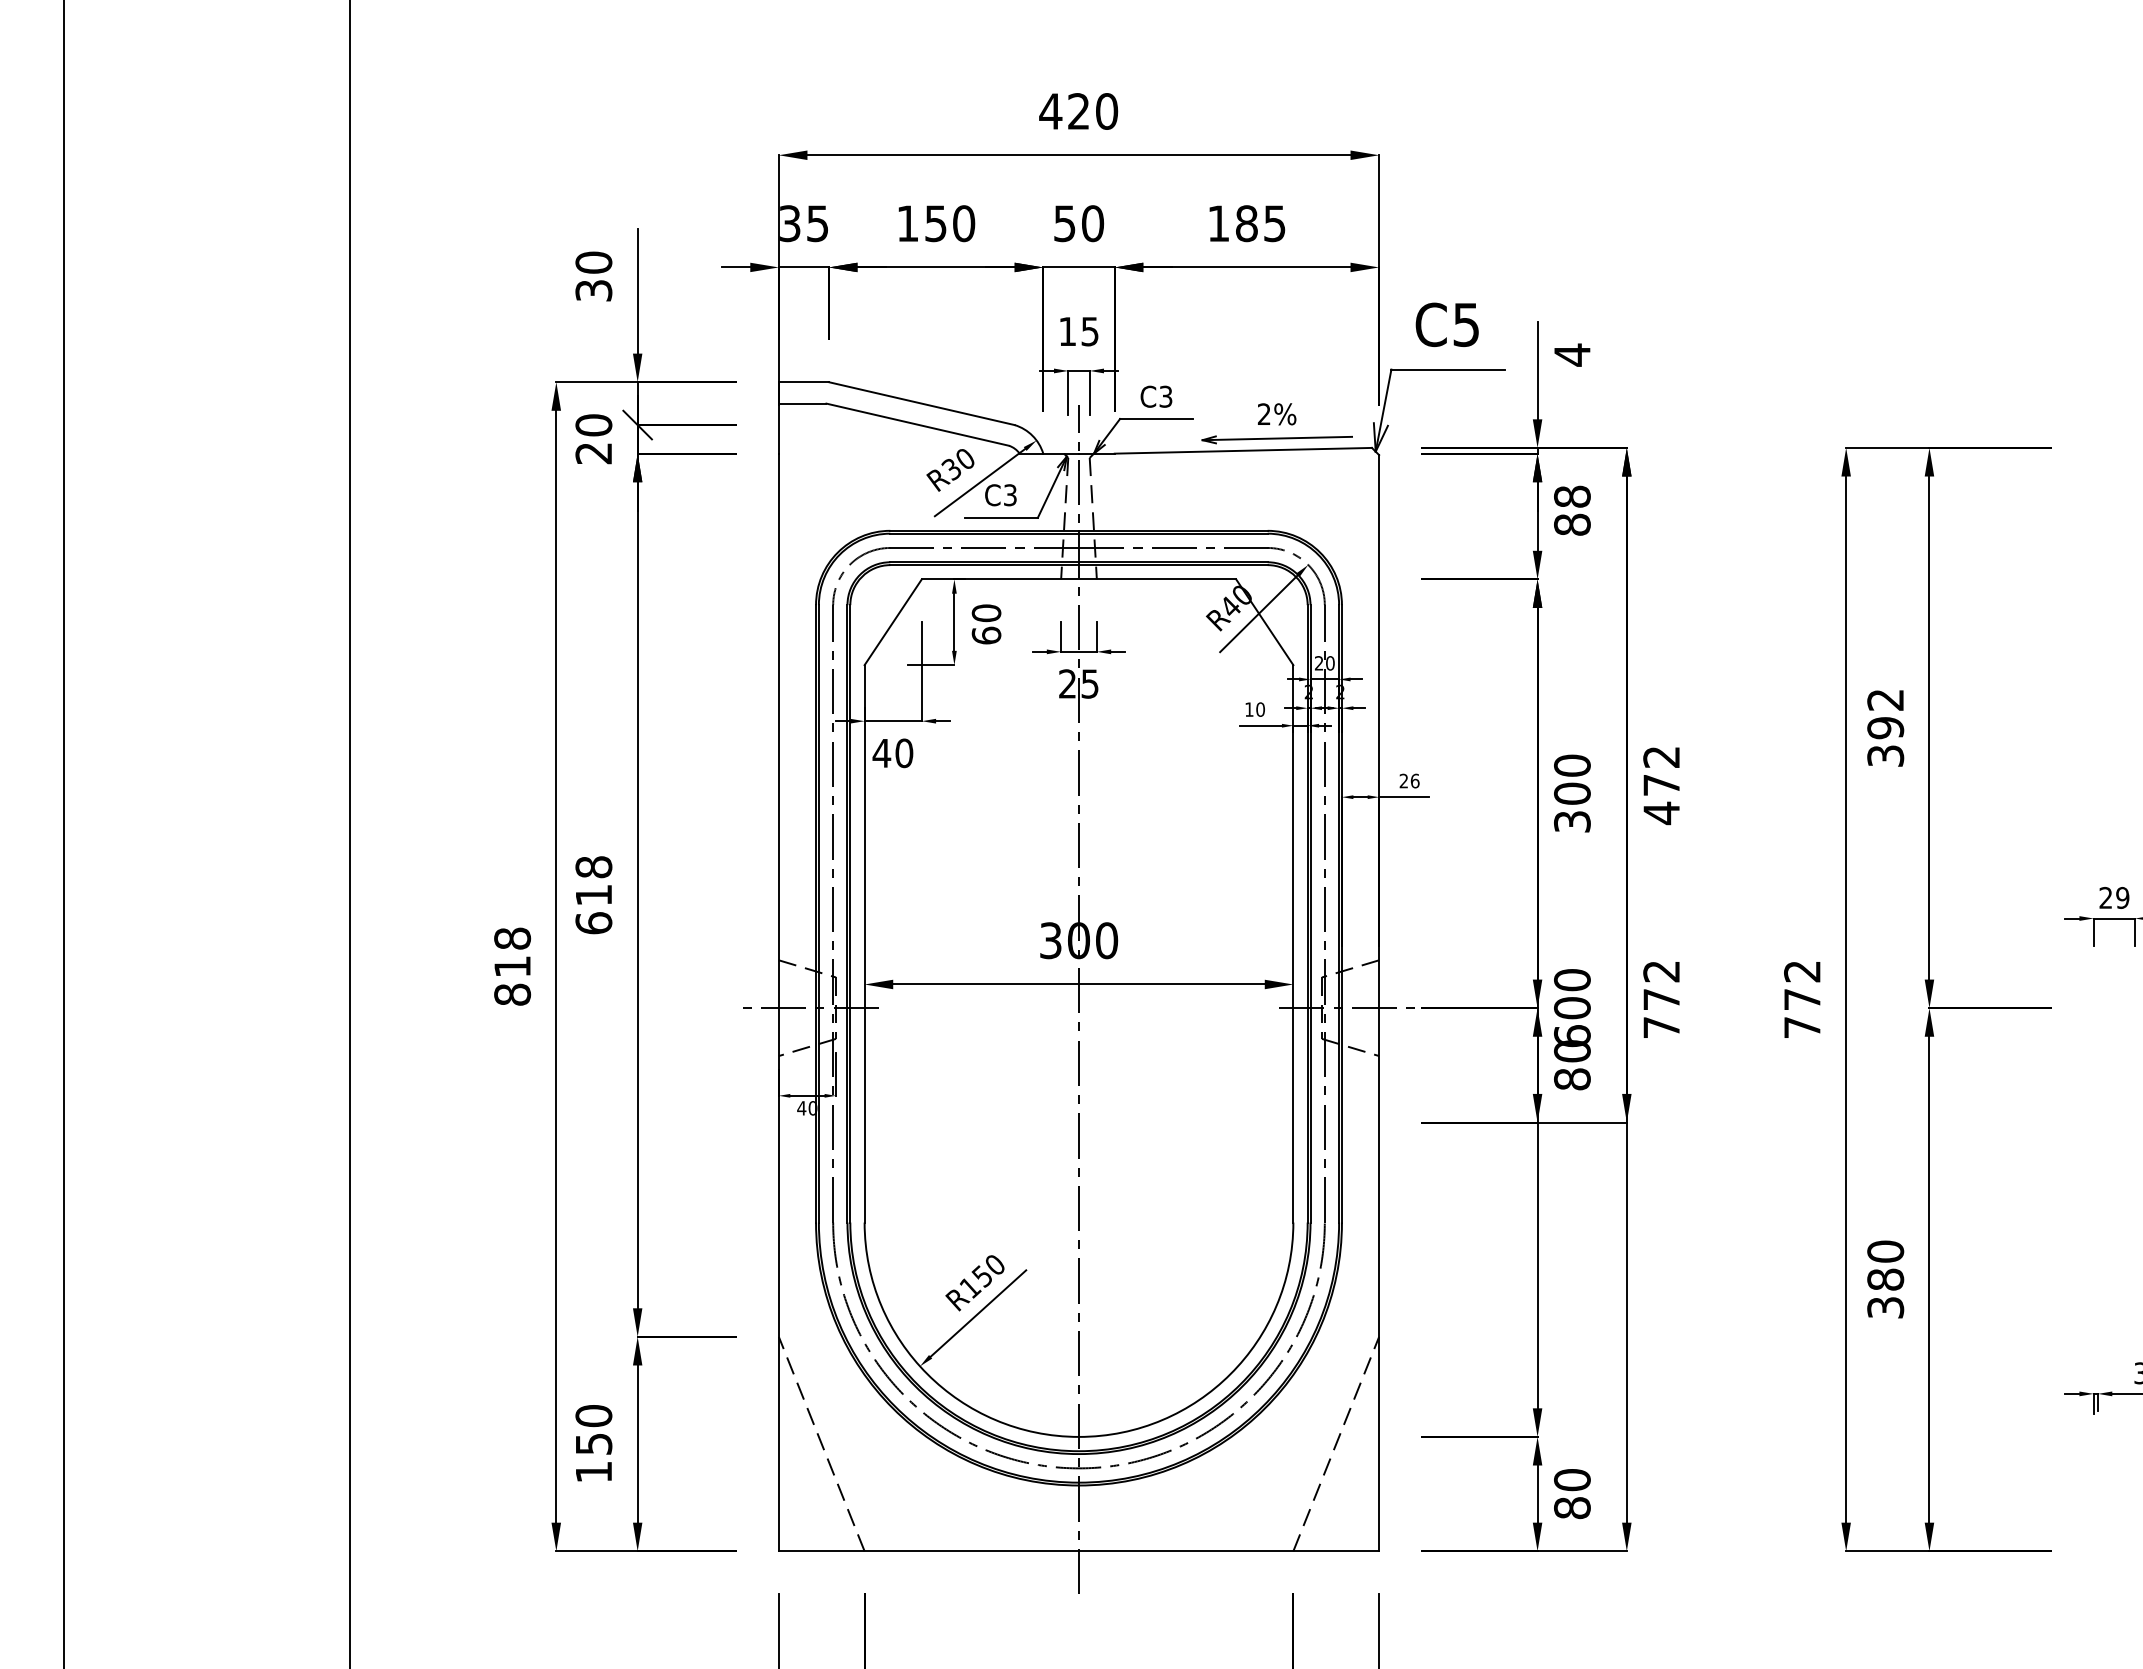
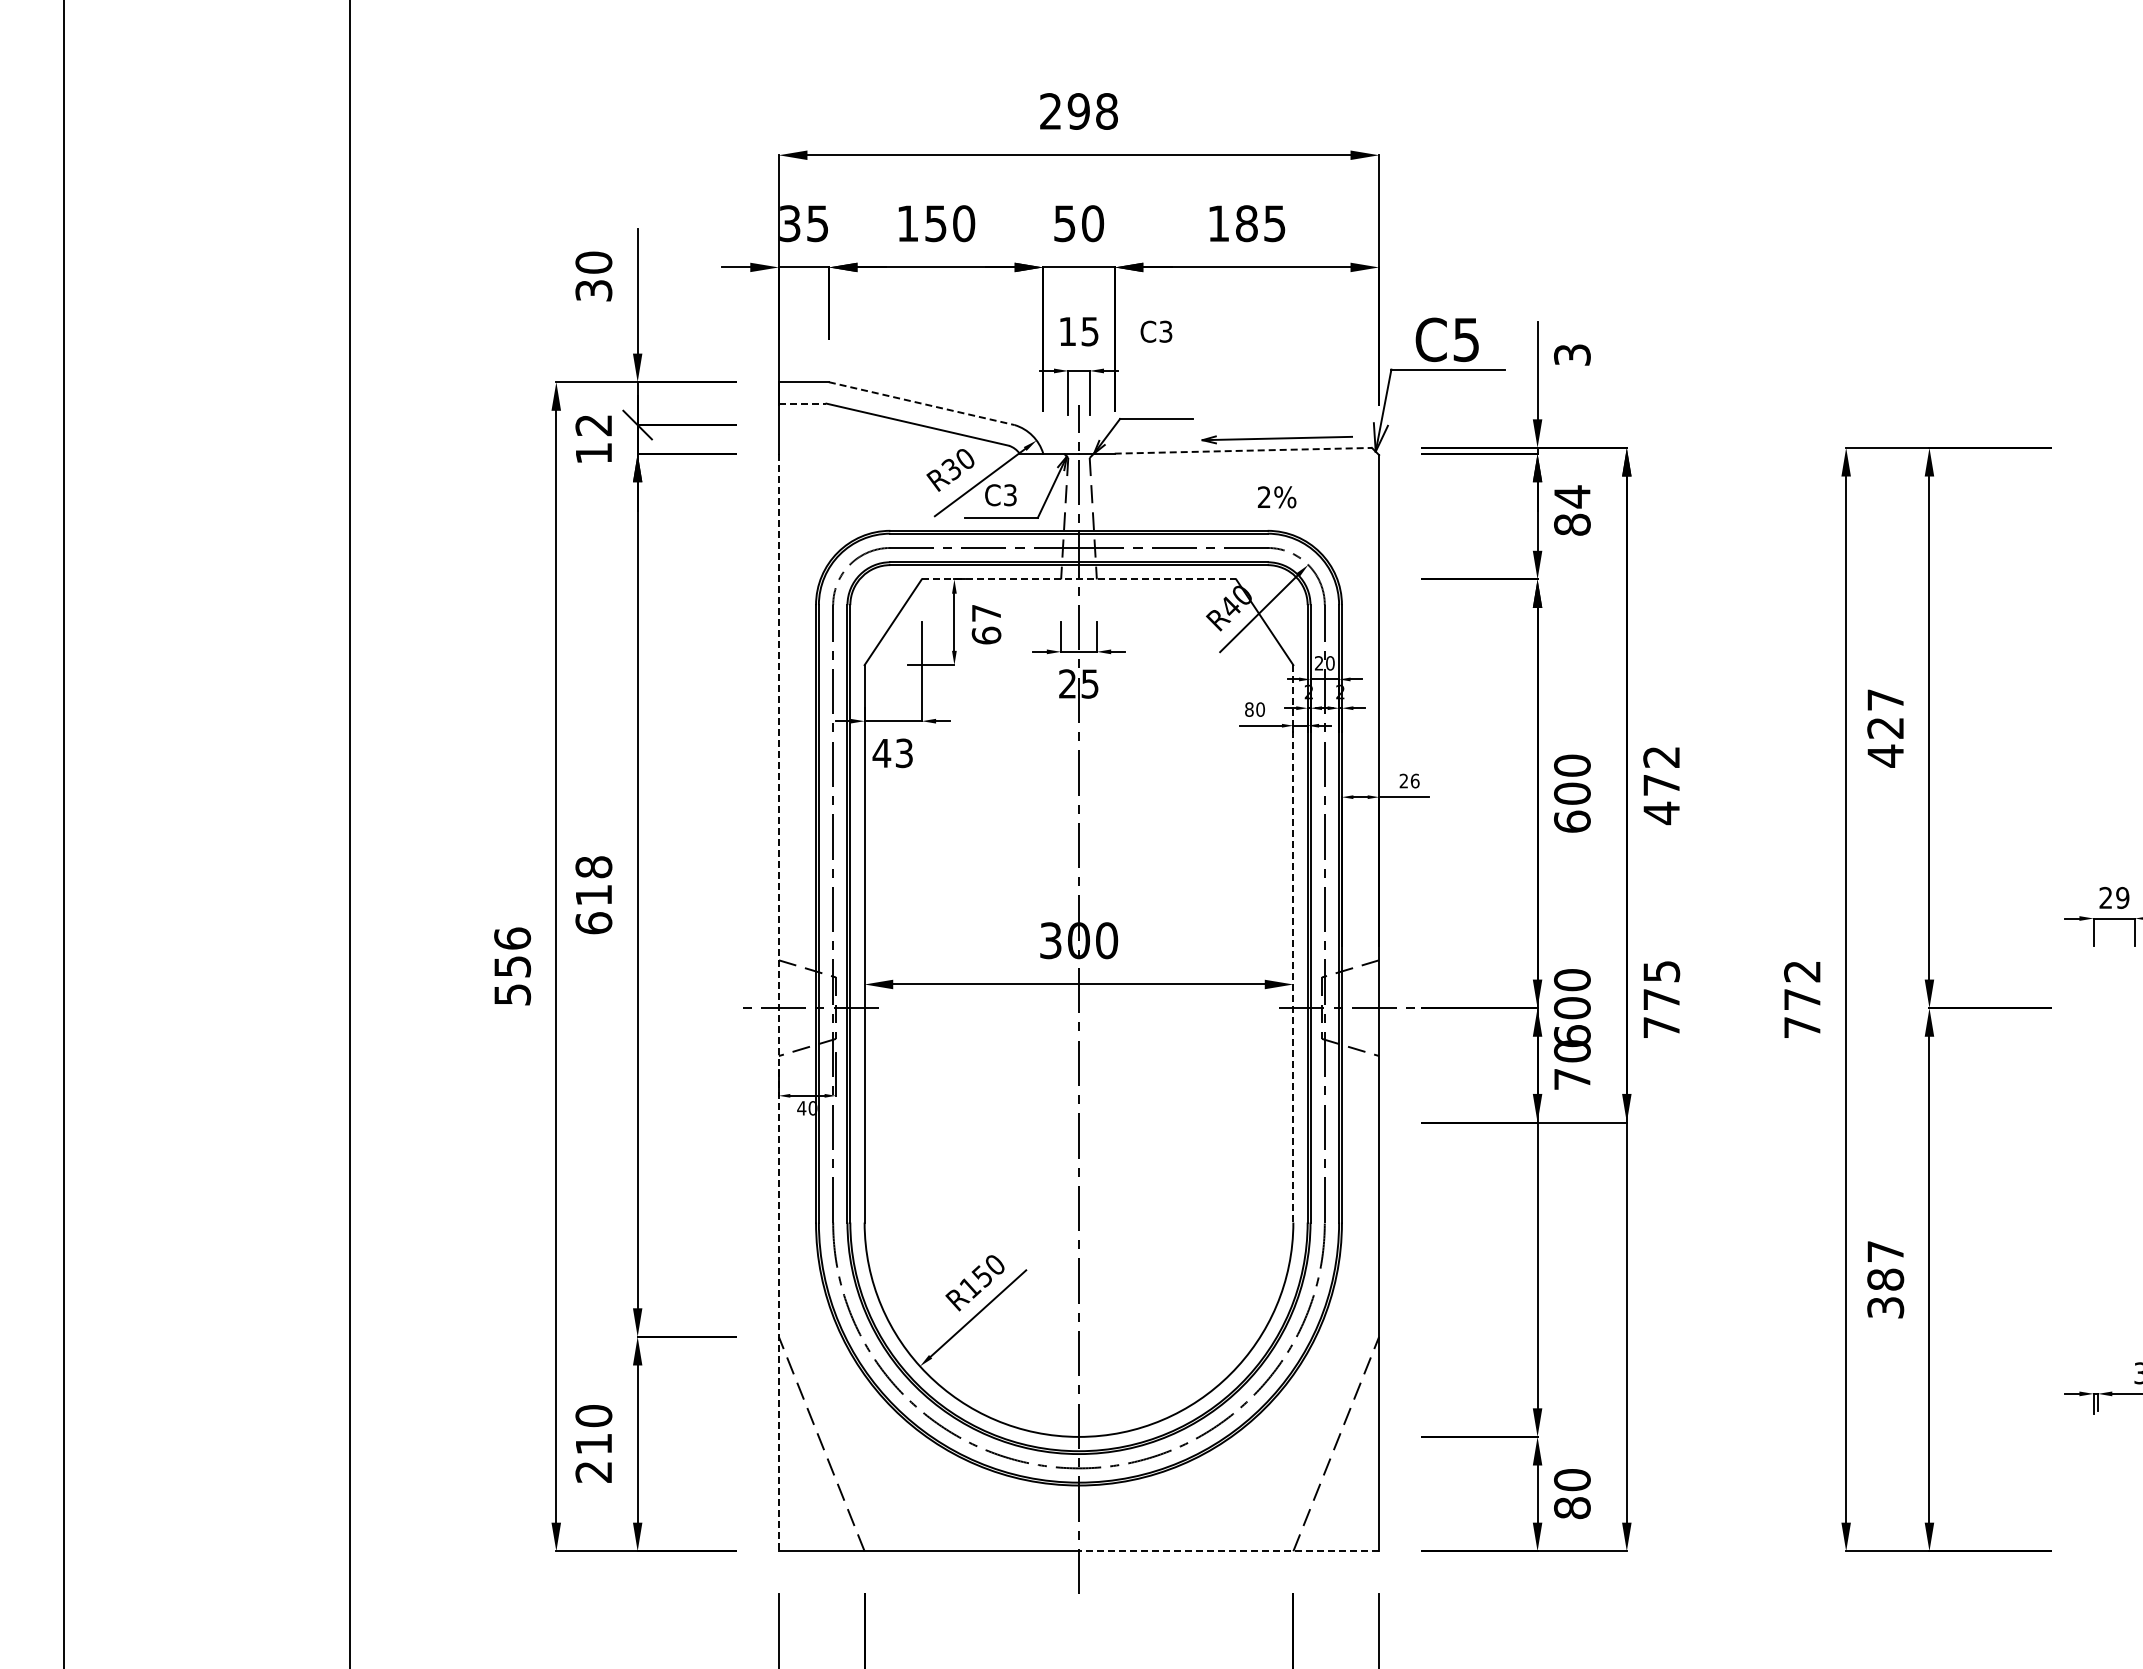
text: 420 -> 298 (1078, 111)
text position: (1446, 324) -> (1446, 339) (1446, 339)
text: 4 -> 3 (1572, 354)
text position: (1156, 396) -> (1156, 331) (1156, 331)
line: solid -> dashed (802, 403)
line: solid -> dashed (922, 403)
text position: (1277, 414) -> (1277, 497) (1277, 497)
text: 20 -> 12 (593, 439)
line: solid -> dashed (1243, 450)
text: 88 -> 84 (1572, 496)
line: solid -> dashed (1079, 579)
text: 60 -> 67 (986, 613)
text: 10 -> 80 (1249, 709)
text: 392 -> 427 (1885, 728)
text: 40 -> 43 (904, 753)
text: 300 -> 600 (1572, 821)
line: solid -> dashed (1293, 943)
text: 818 -> 556 (512, 966)
text: 772 -> 775 (1661, 971)
line: solid -> dashed (778, 1002)
text: 80 -> 70 (1572, 1079)
text: 380 -> 387 (1885, 1251)
text: 150 -> 210 (593, 1458)
line: solid -> dashed (1228, 1551)
